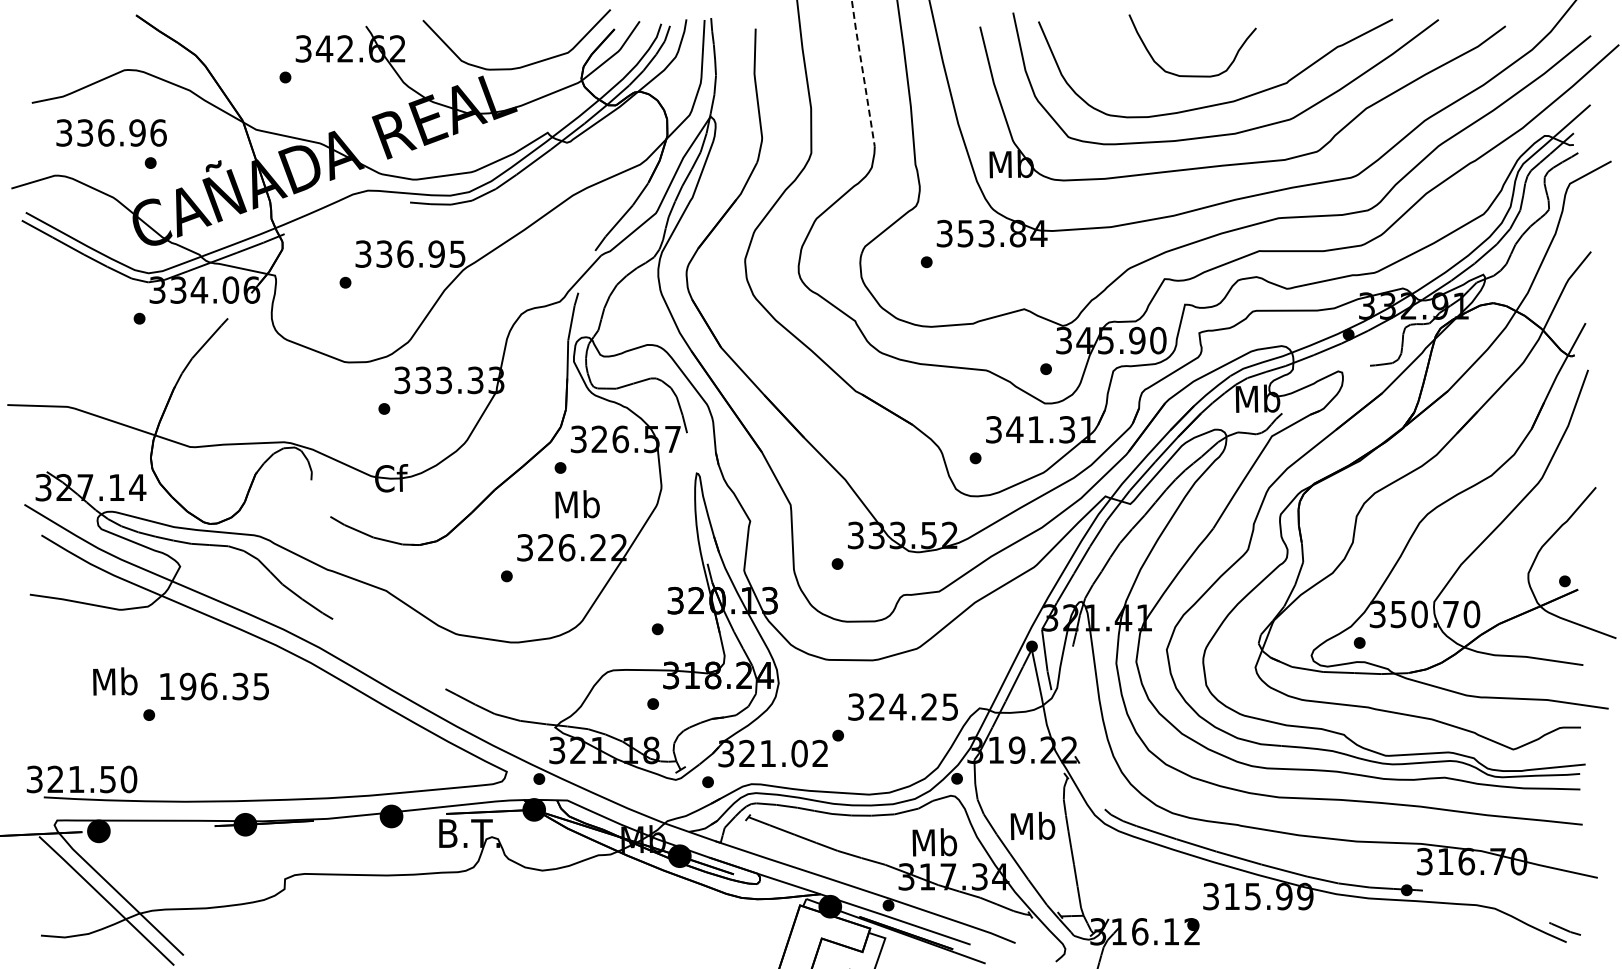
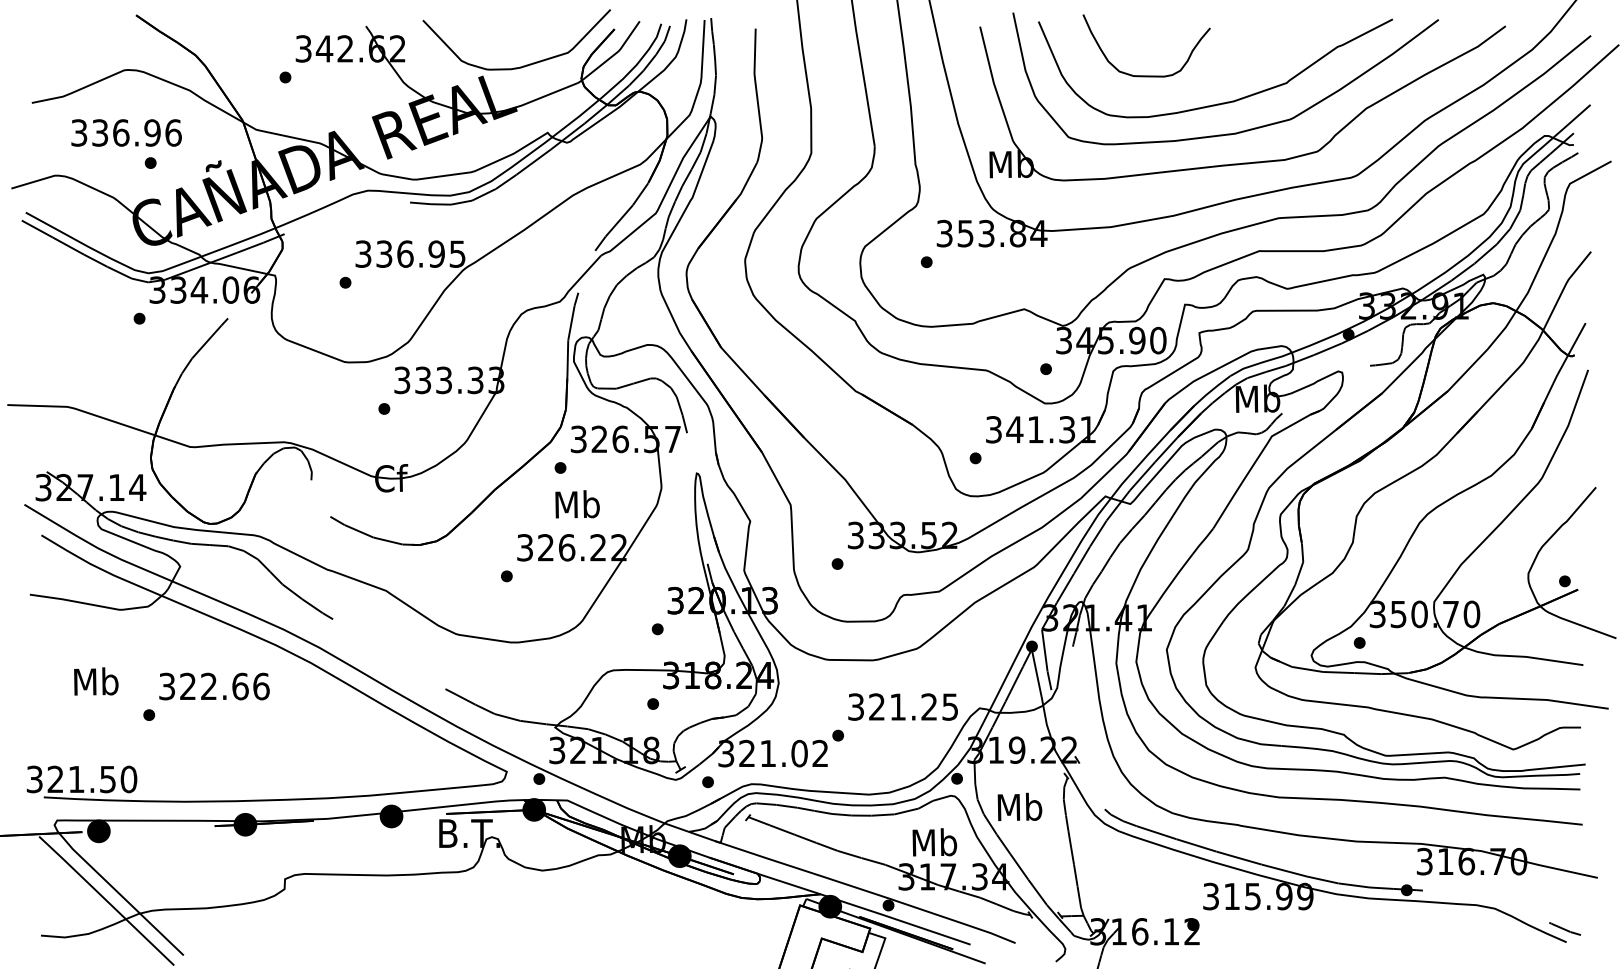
line: dashed -> solid (863, 73)
curve position: (1192, 75) -> (1146, 75) (1146, 75)
text position: (111, 132) -> (126, 132) (126, 132)
text position: (115, 681) -> (96, 681) (96, 681)
text: 196.35 -> 322.66 (214, 686)
text: 324.25 -> 321.25 (897, 706)
text position: (1032, 825) -> (1019, 806) (1019, 806)
